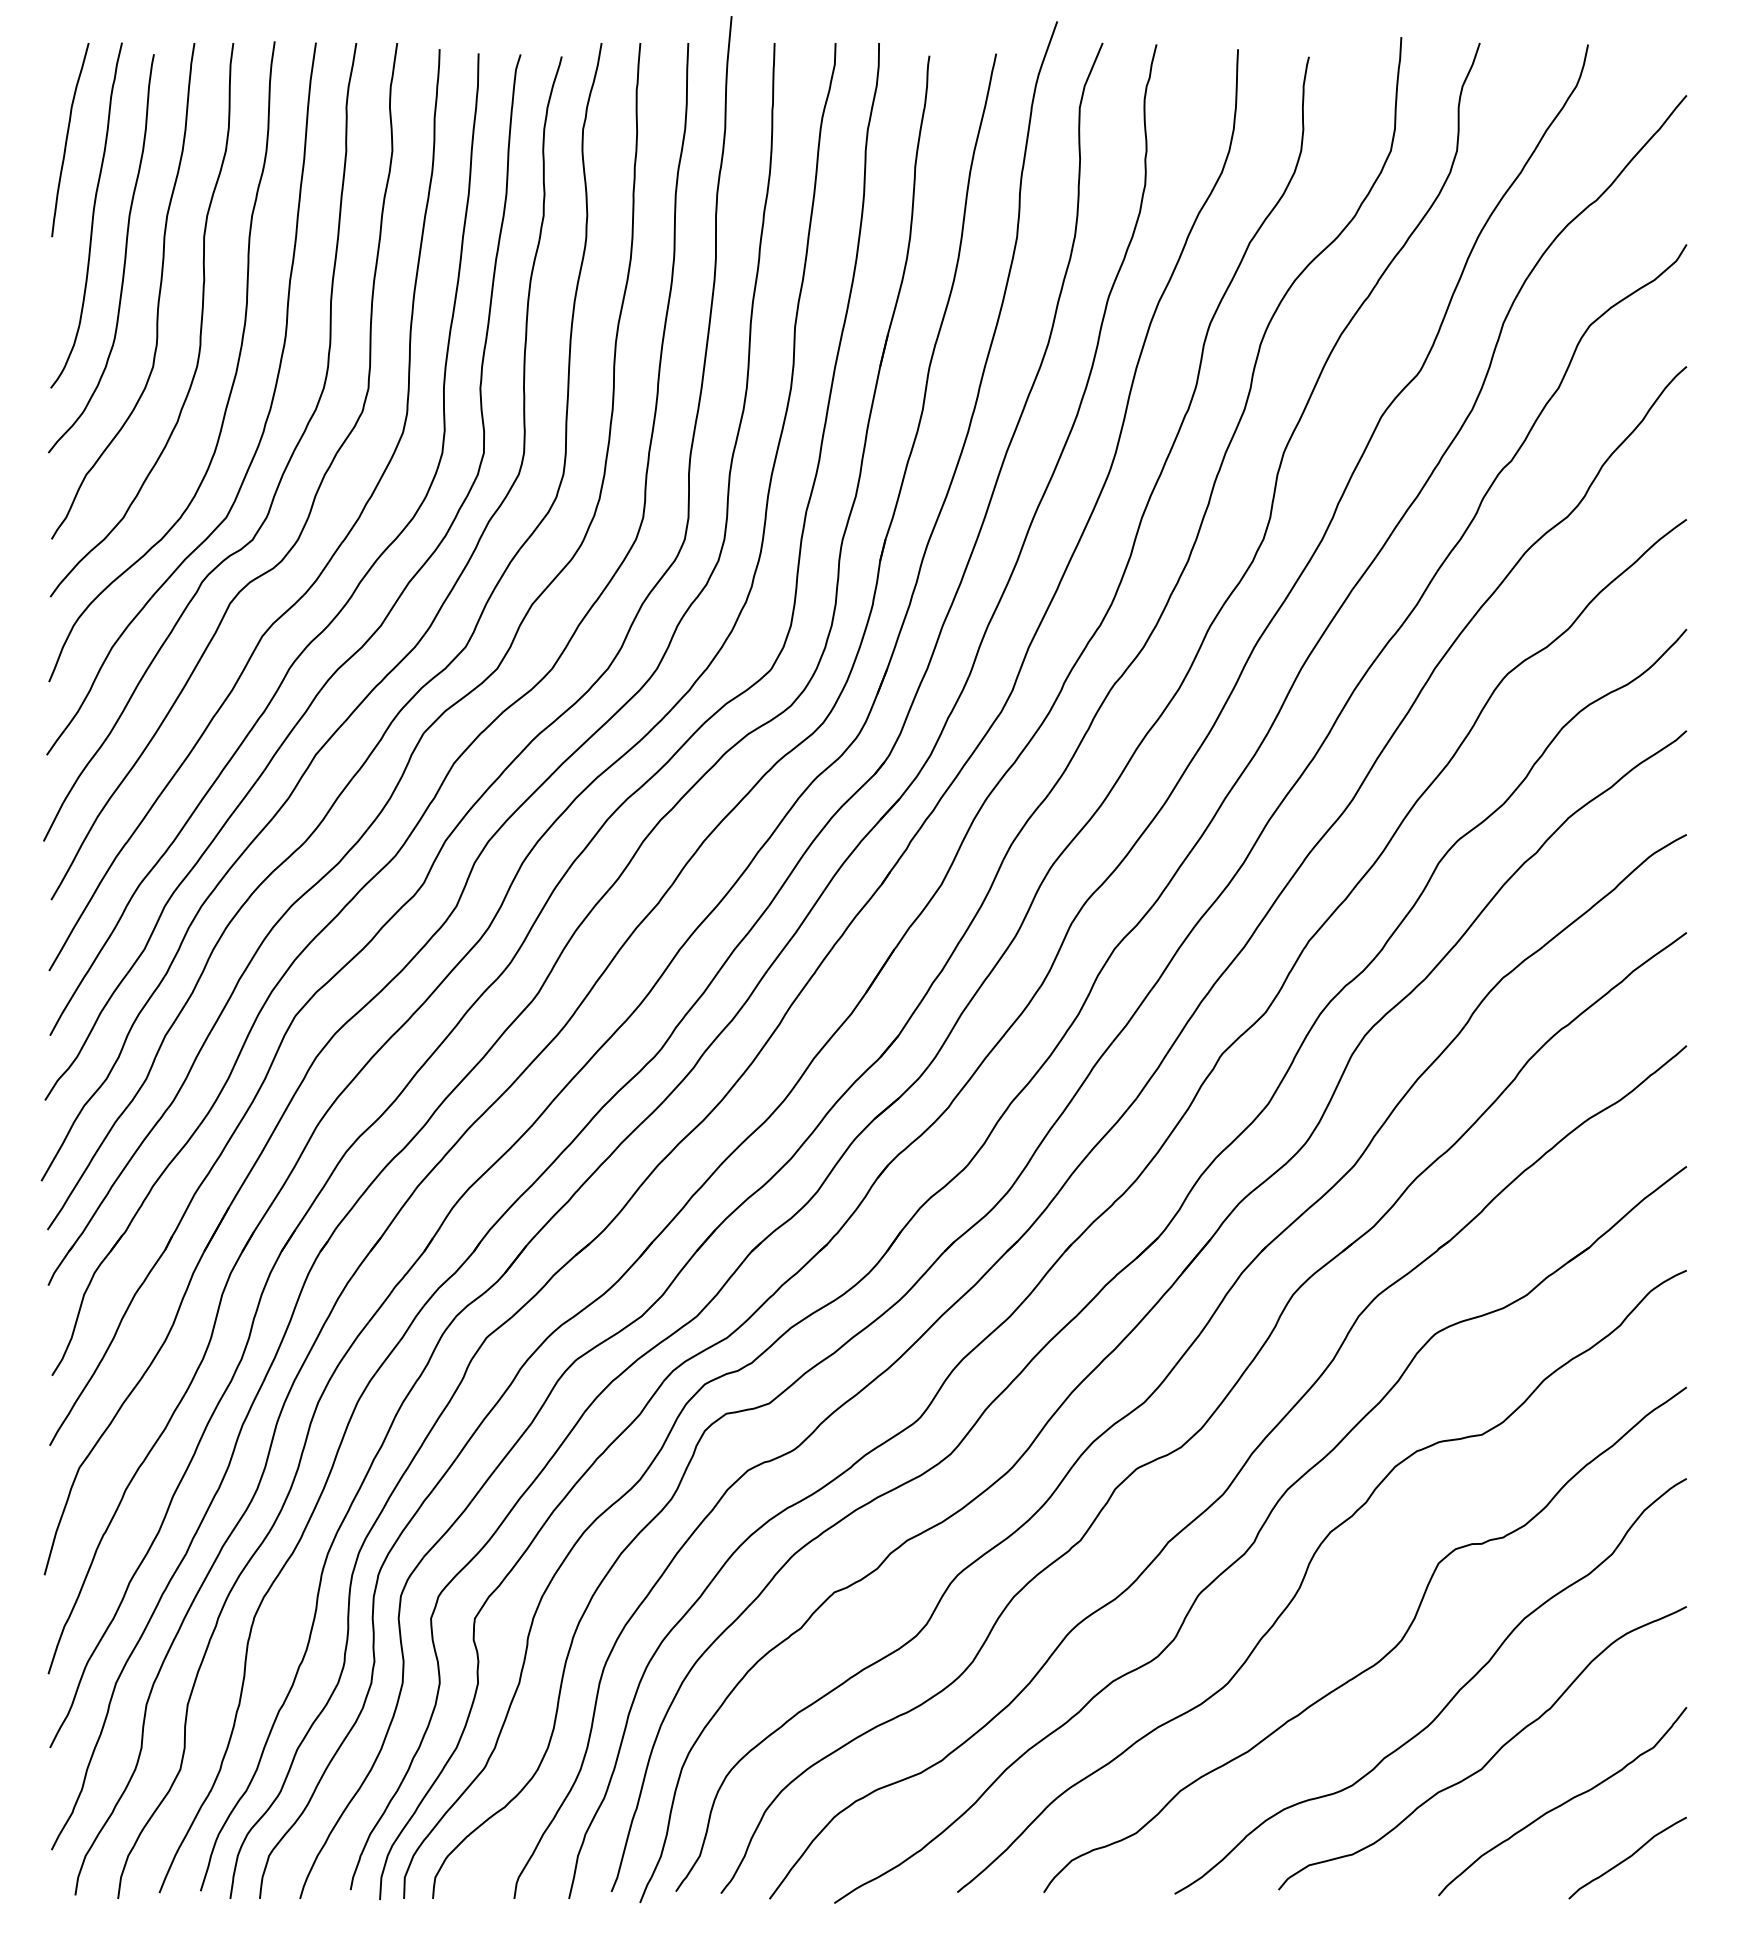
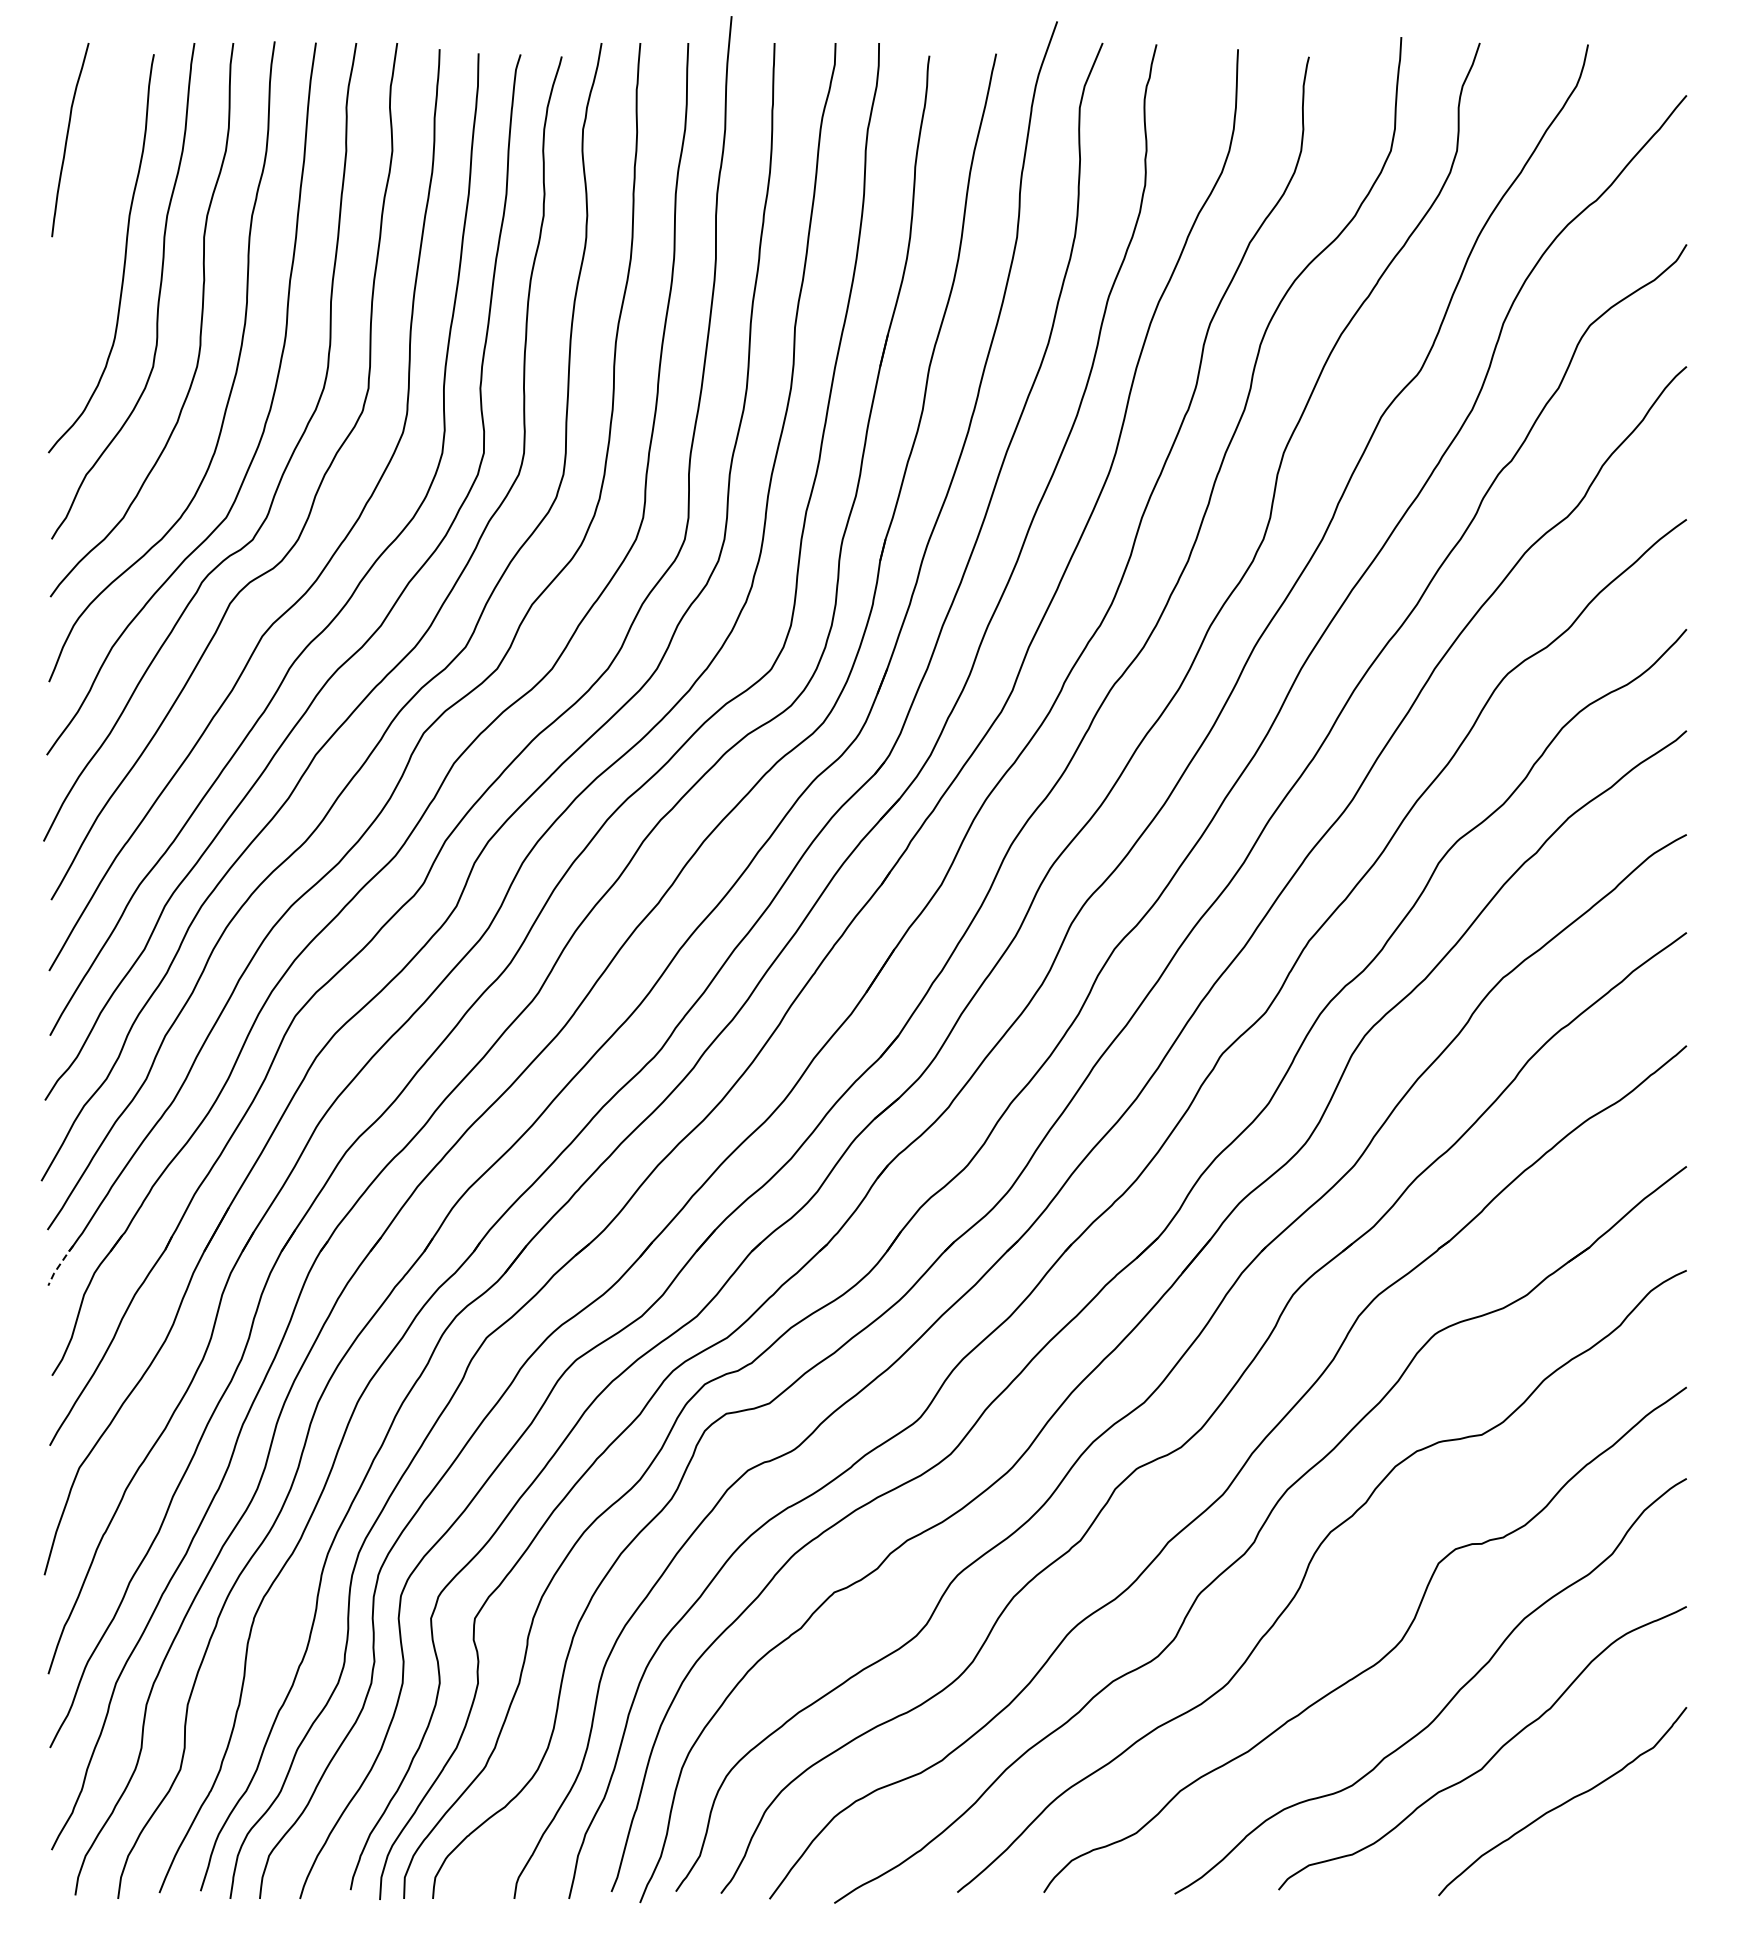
curve: present -> none (92, 215)
line: solid -> dashed (59, 1265)
curve: present -> none (1627, 1857)
